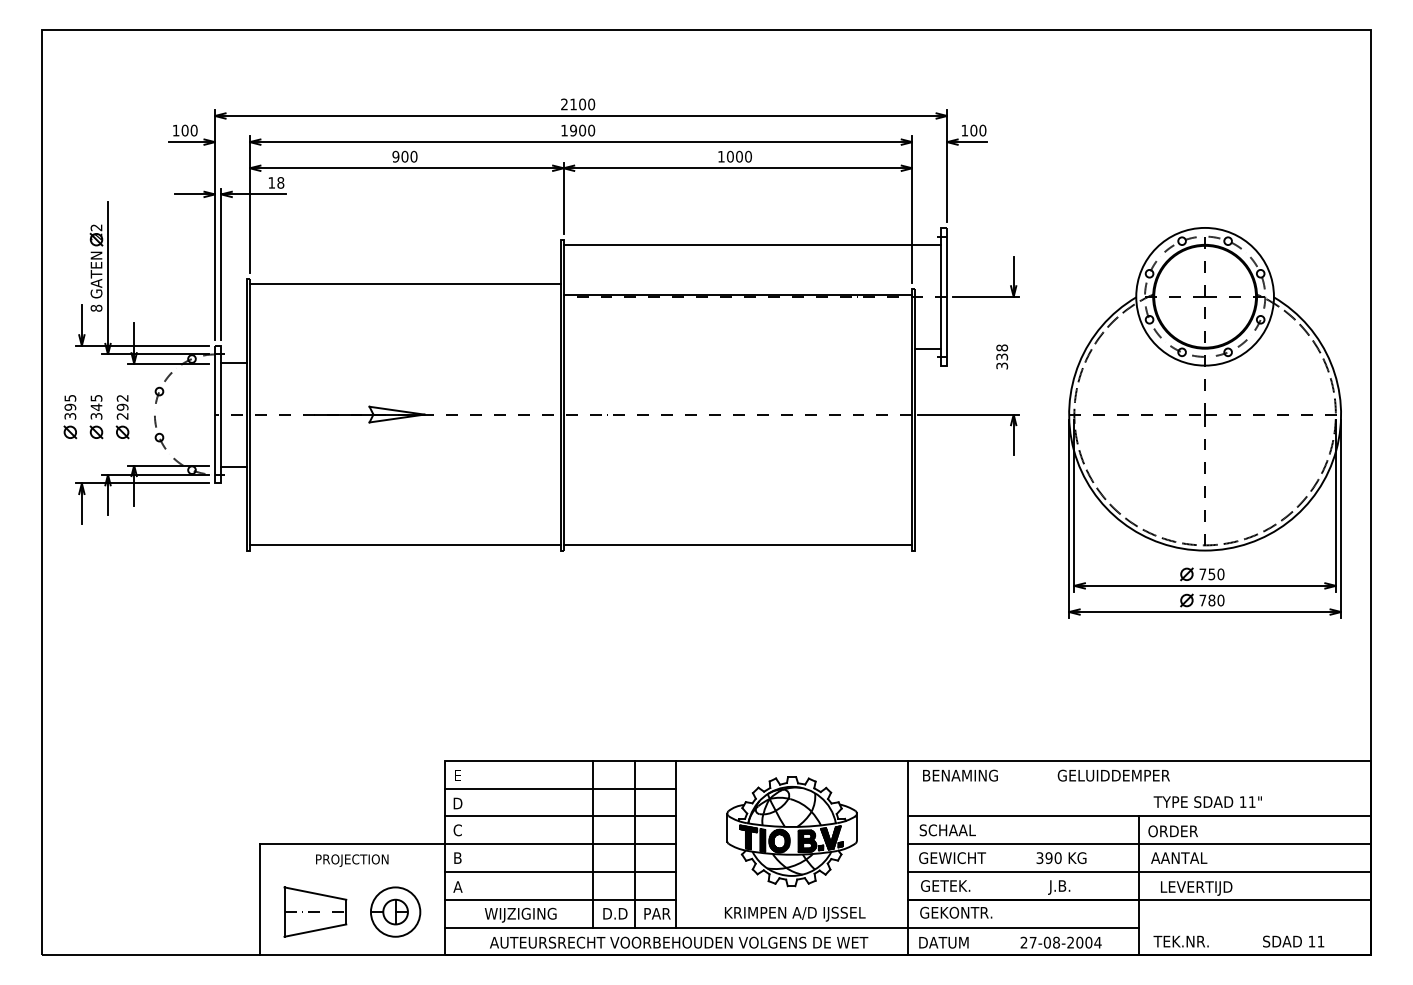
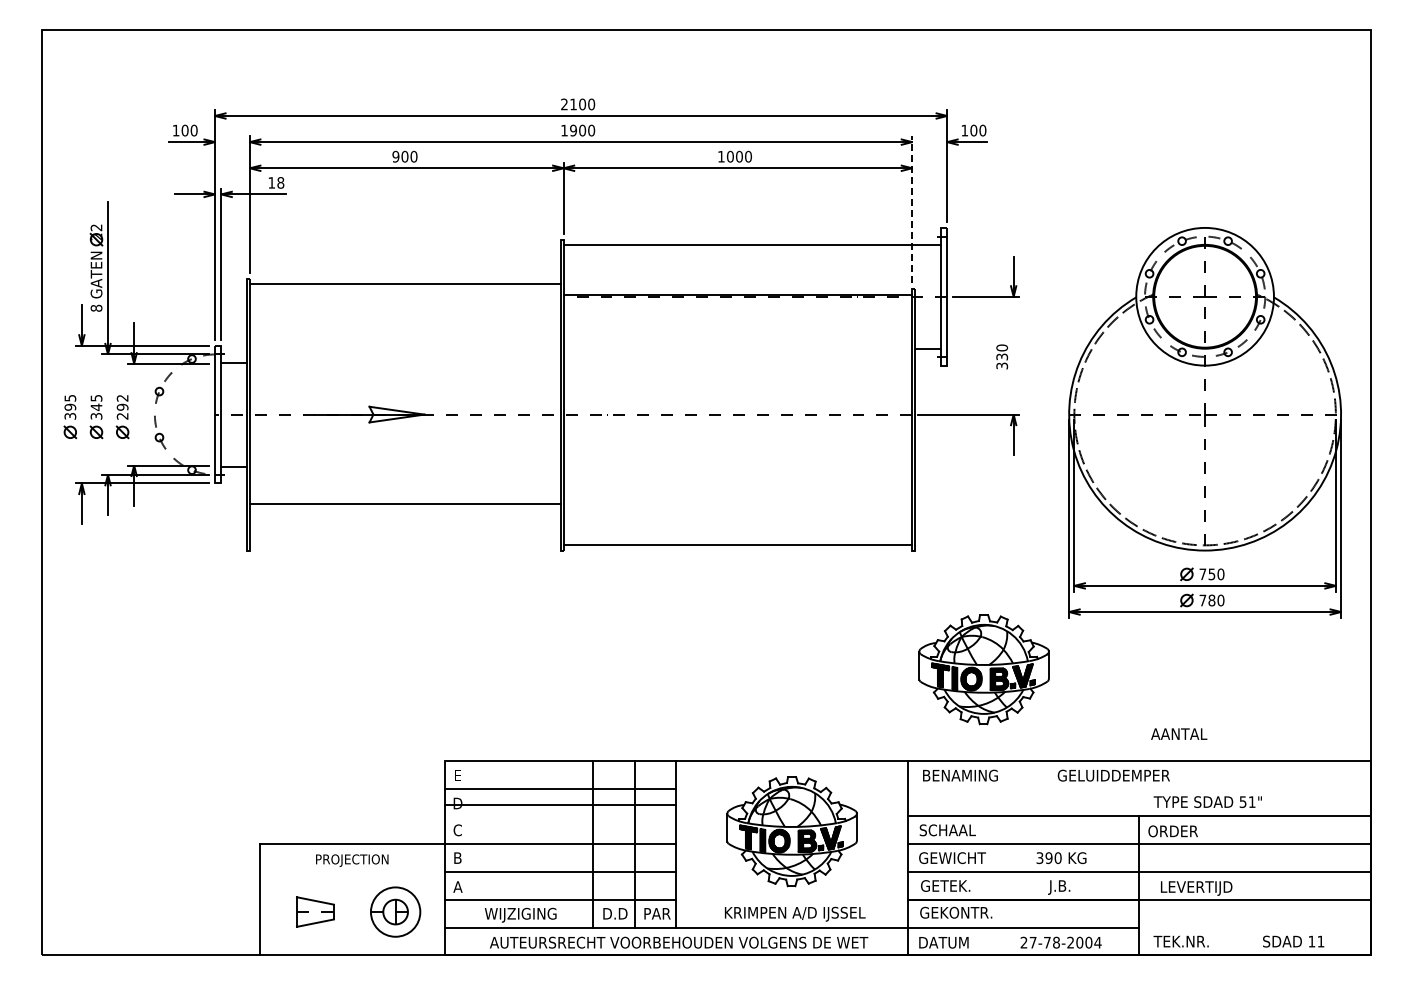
line: solid -> dashed (912, 209)
text: 338 -> 330 (1001, 347)
line position: (404, 545) -> (404, 504) (404, 504)
part: none -> present (983, 669)
text: 11" -> 51" (1242, 802)
line position: (560, 816) -> (560, 805) (560, 805)
text position: (1179, 857) -> (1179, 733) (1179, 733)
part size: 65x52 px -> 39x32 px (315, 911)
text: 27-08-2004 -> 27-78-2004 (1046, 942)
